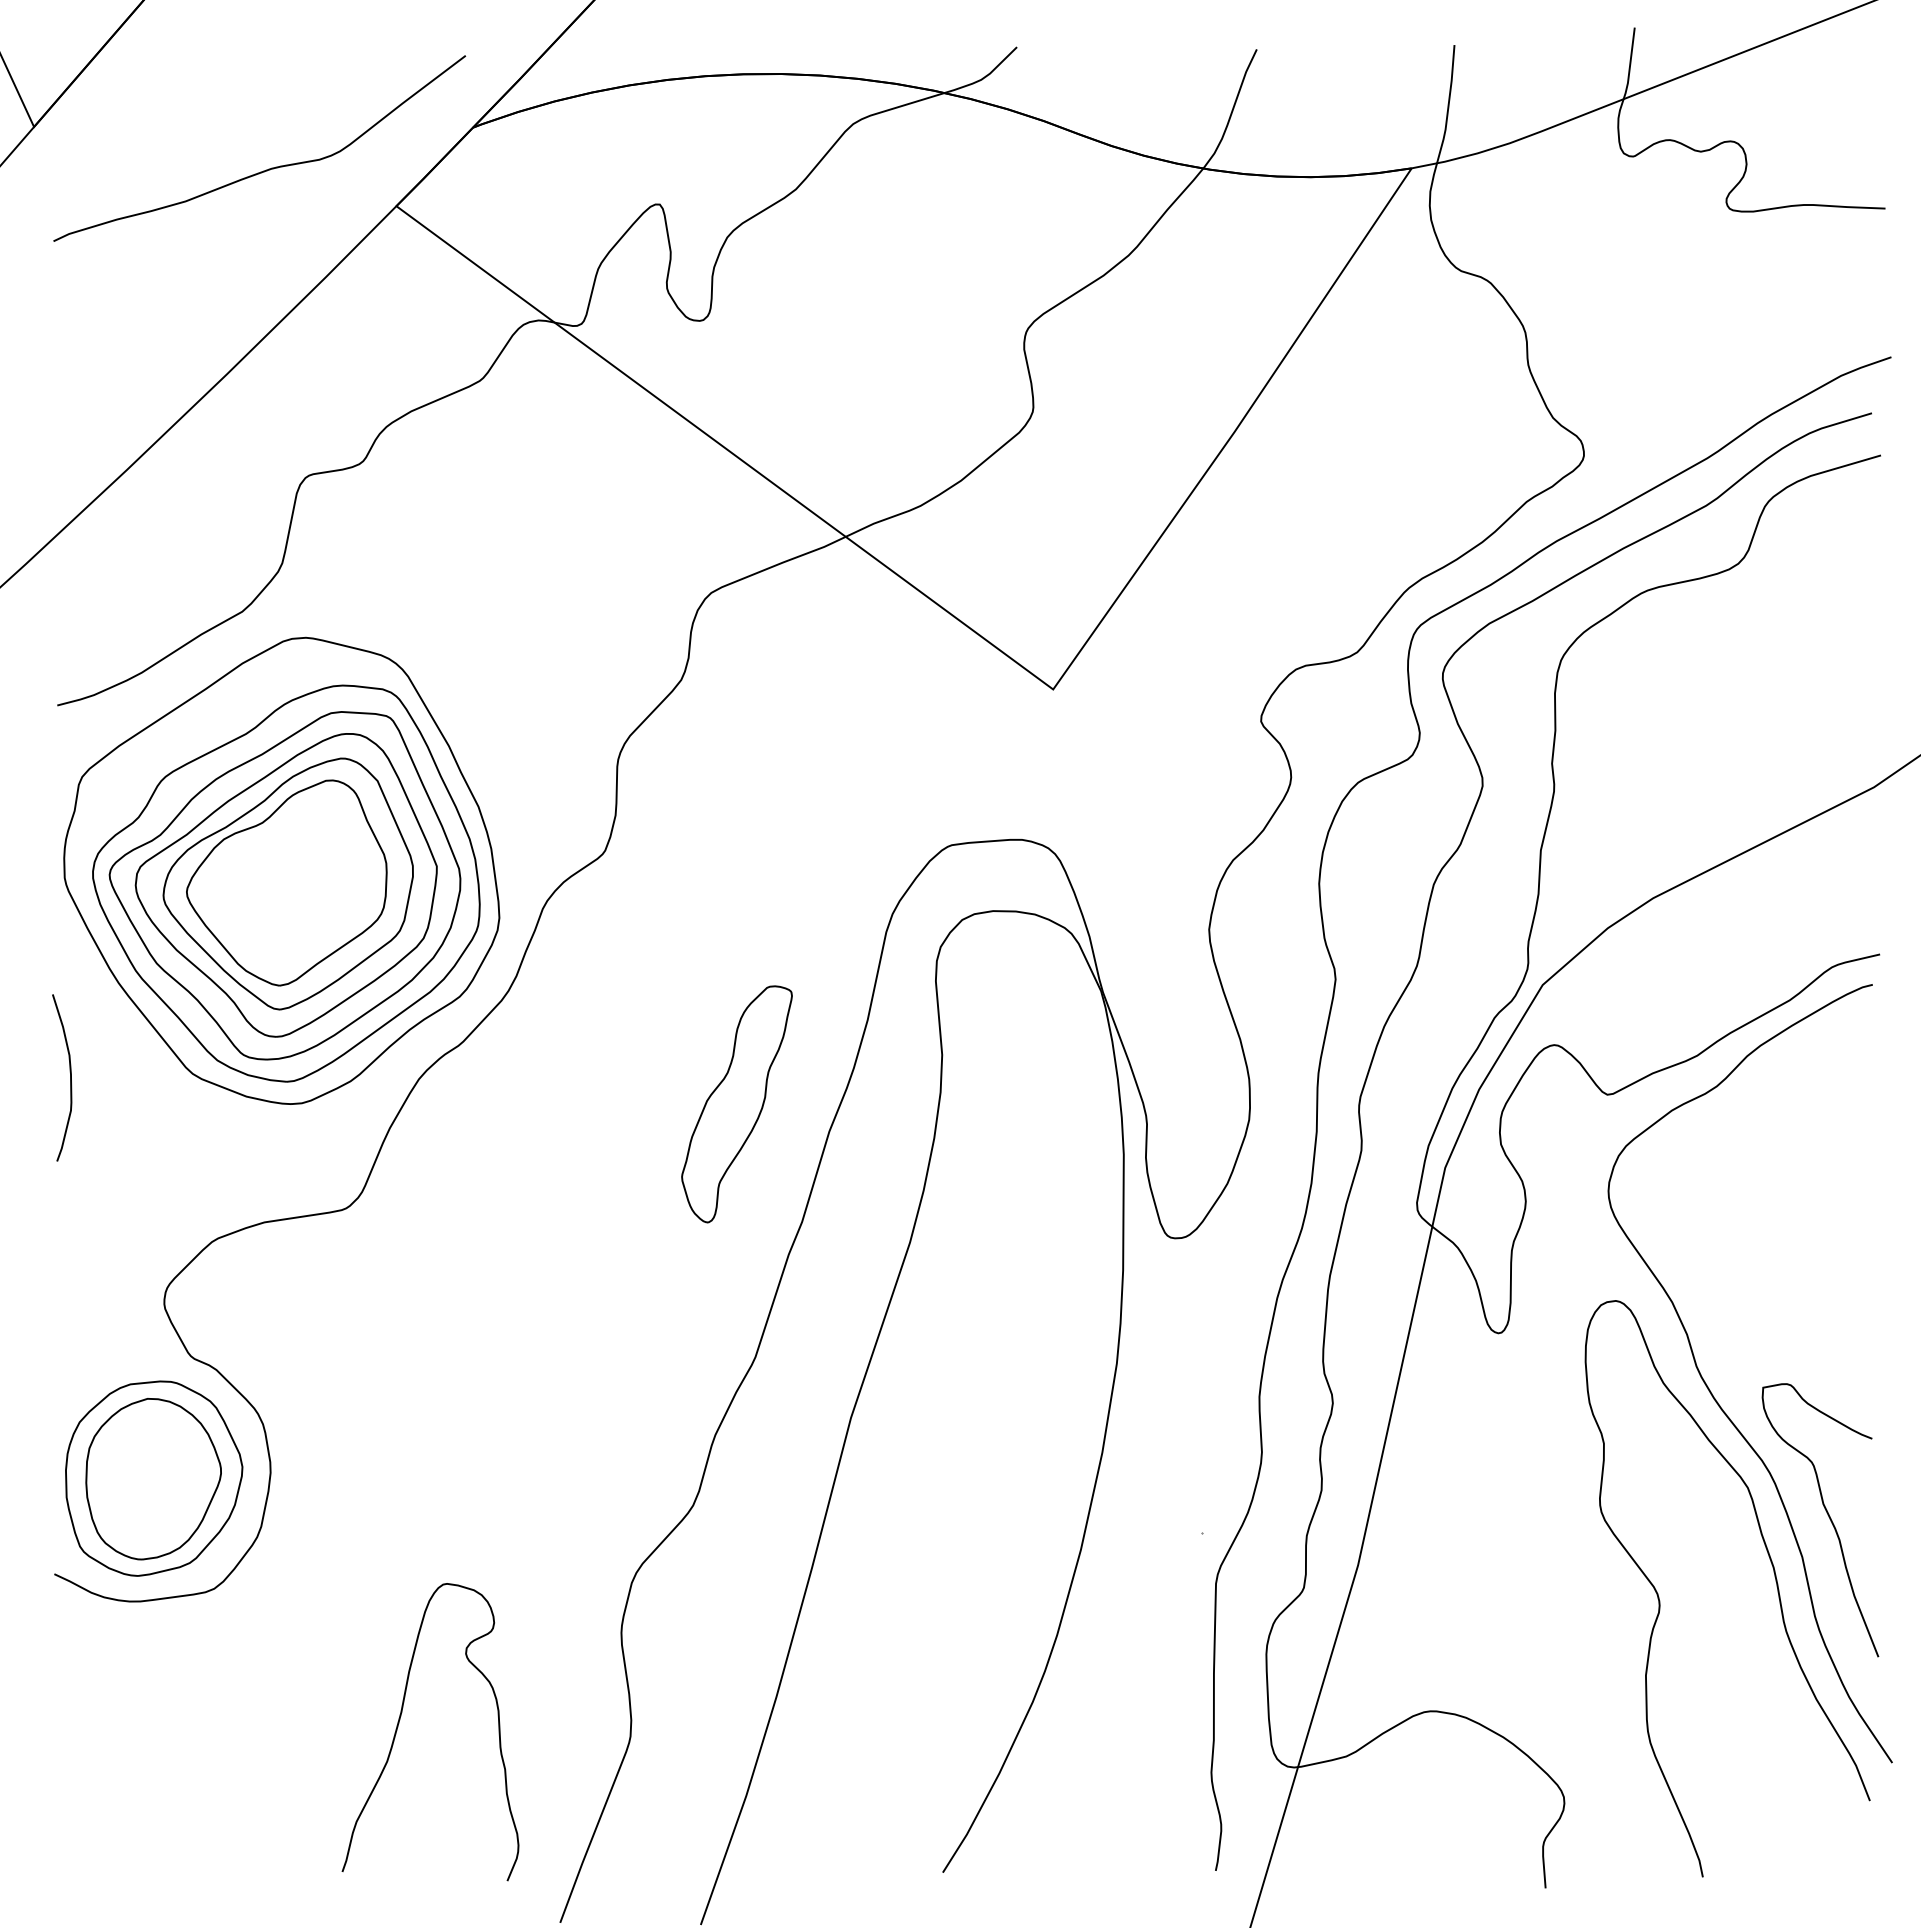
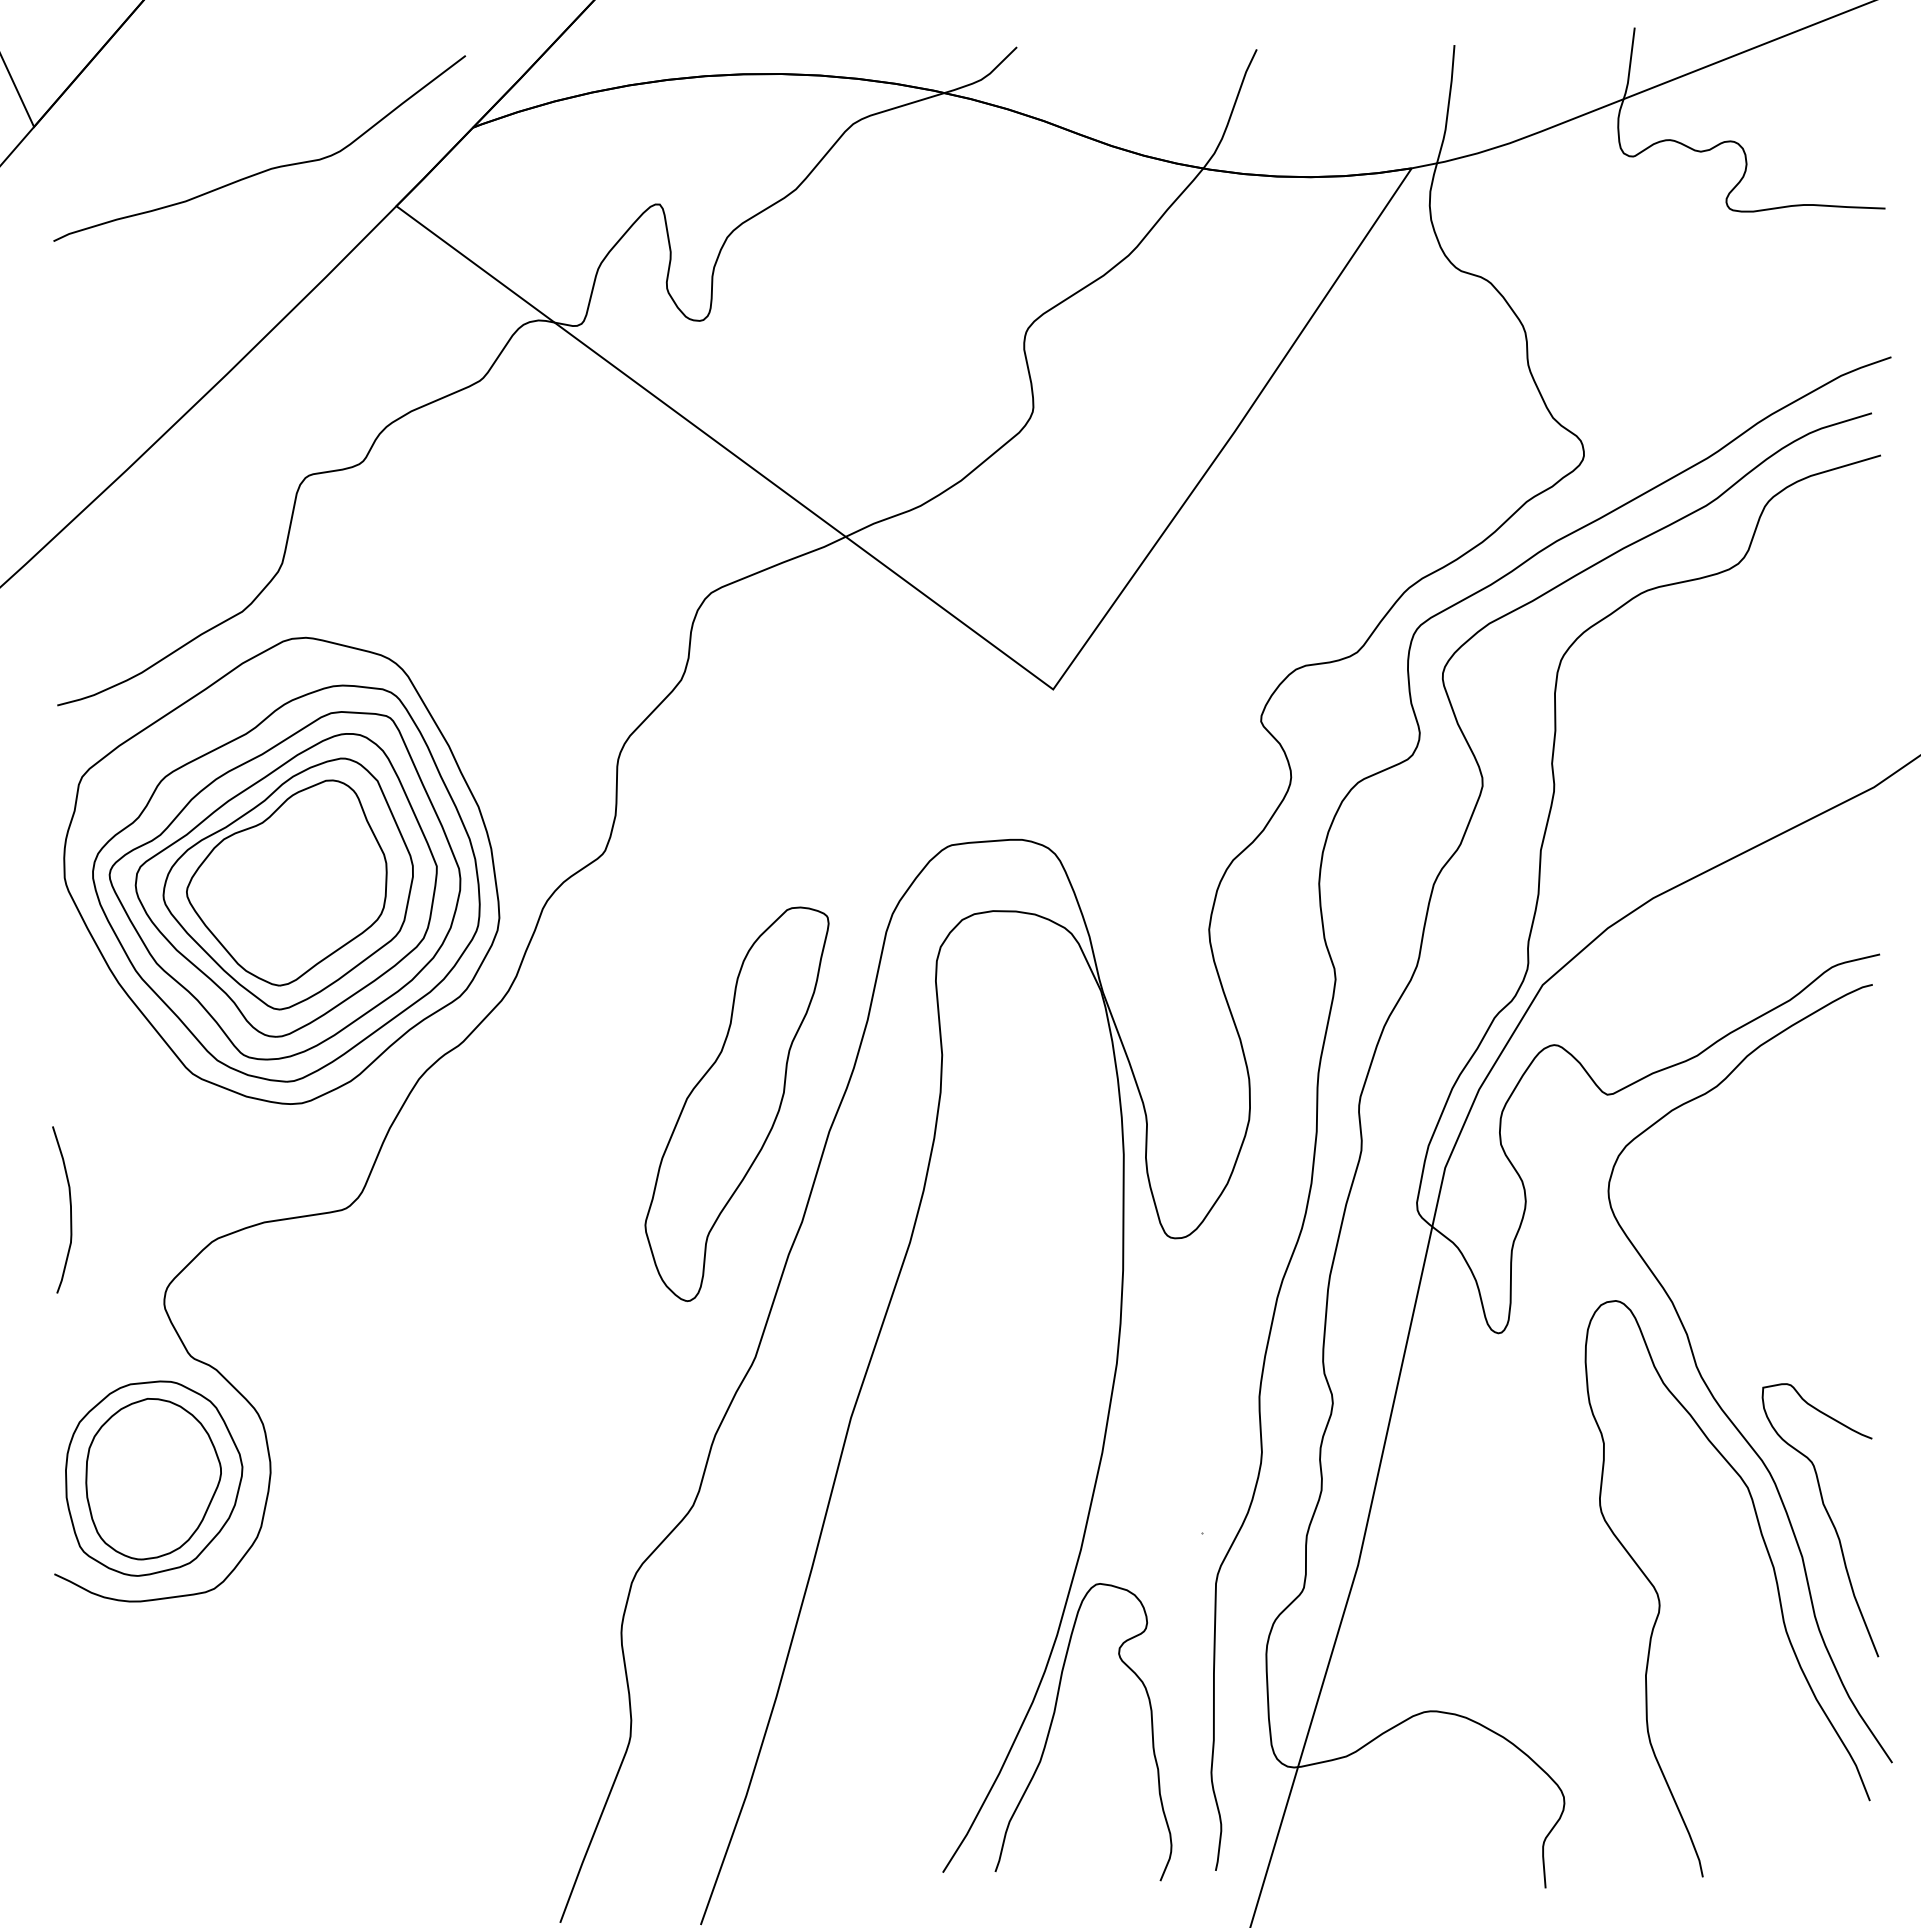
curve position: (70, 1077) -> (70, 1209) (70, 1209)
part size: 112x239 px -> 186x397 px (736, 1104)
curve position: (399, 1723) -> (1052, 1723) (1052, 1723)
